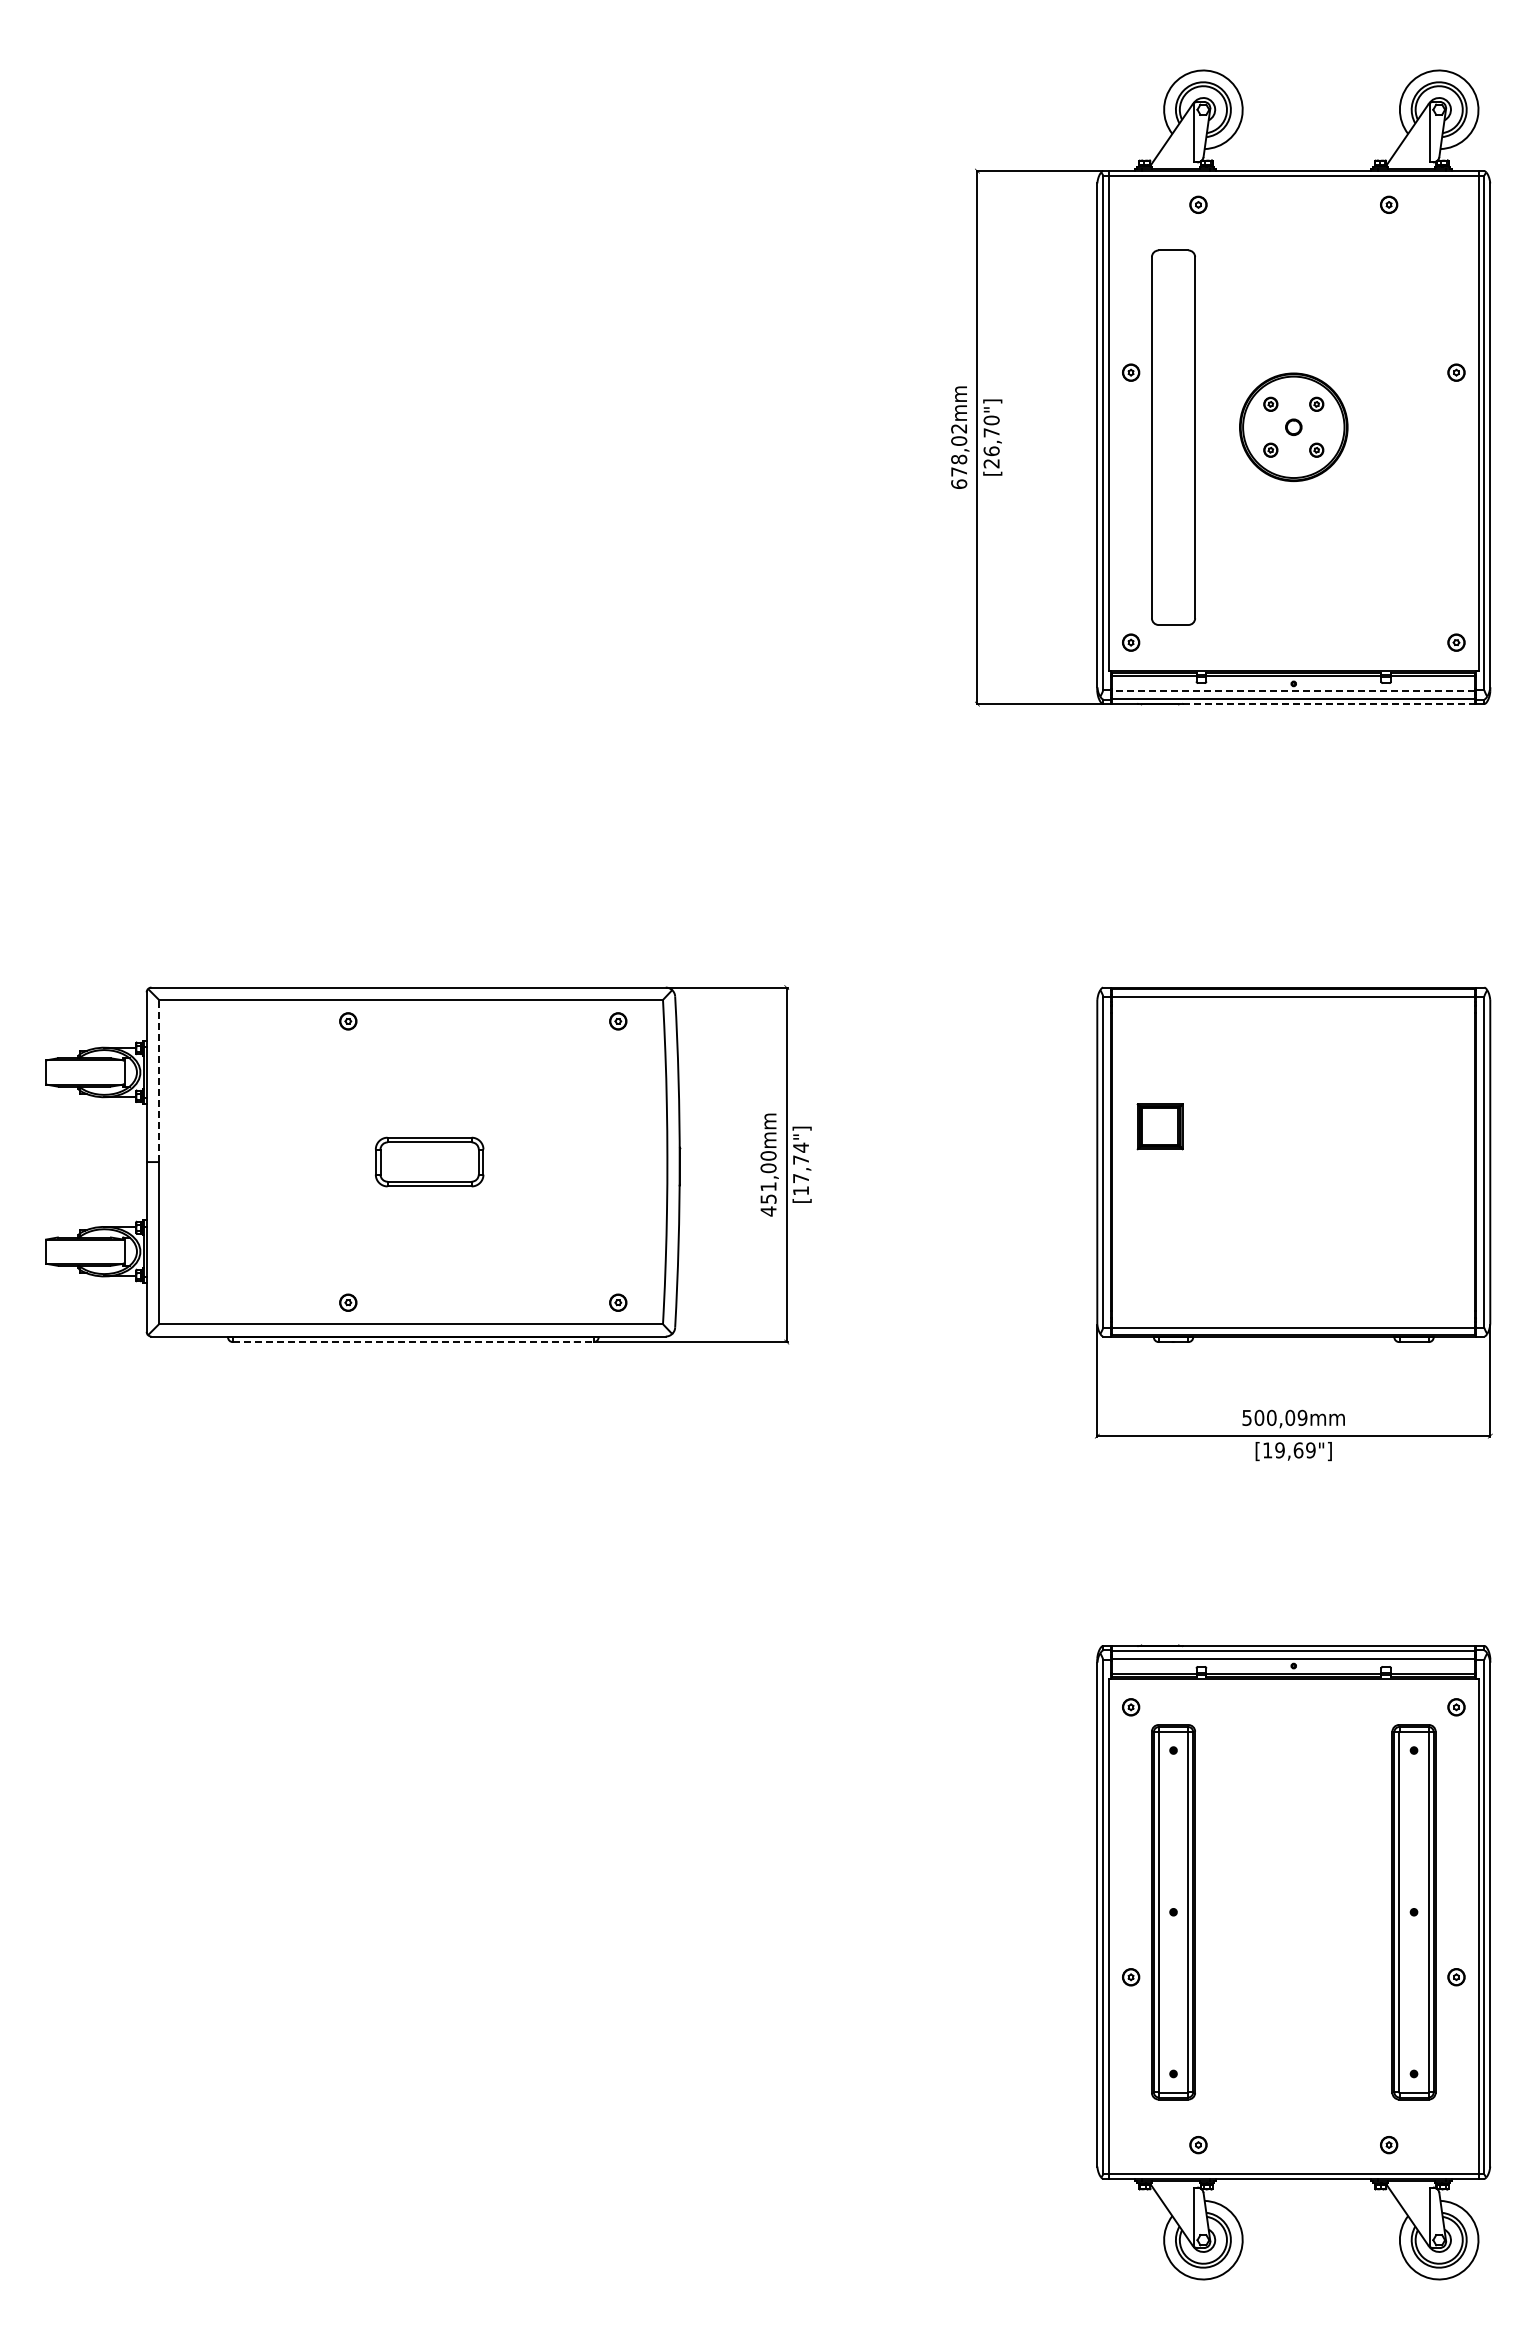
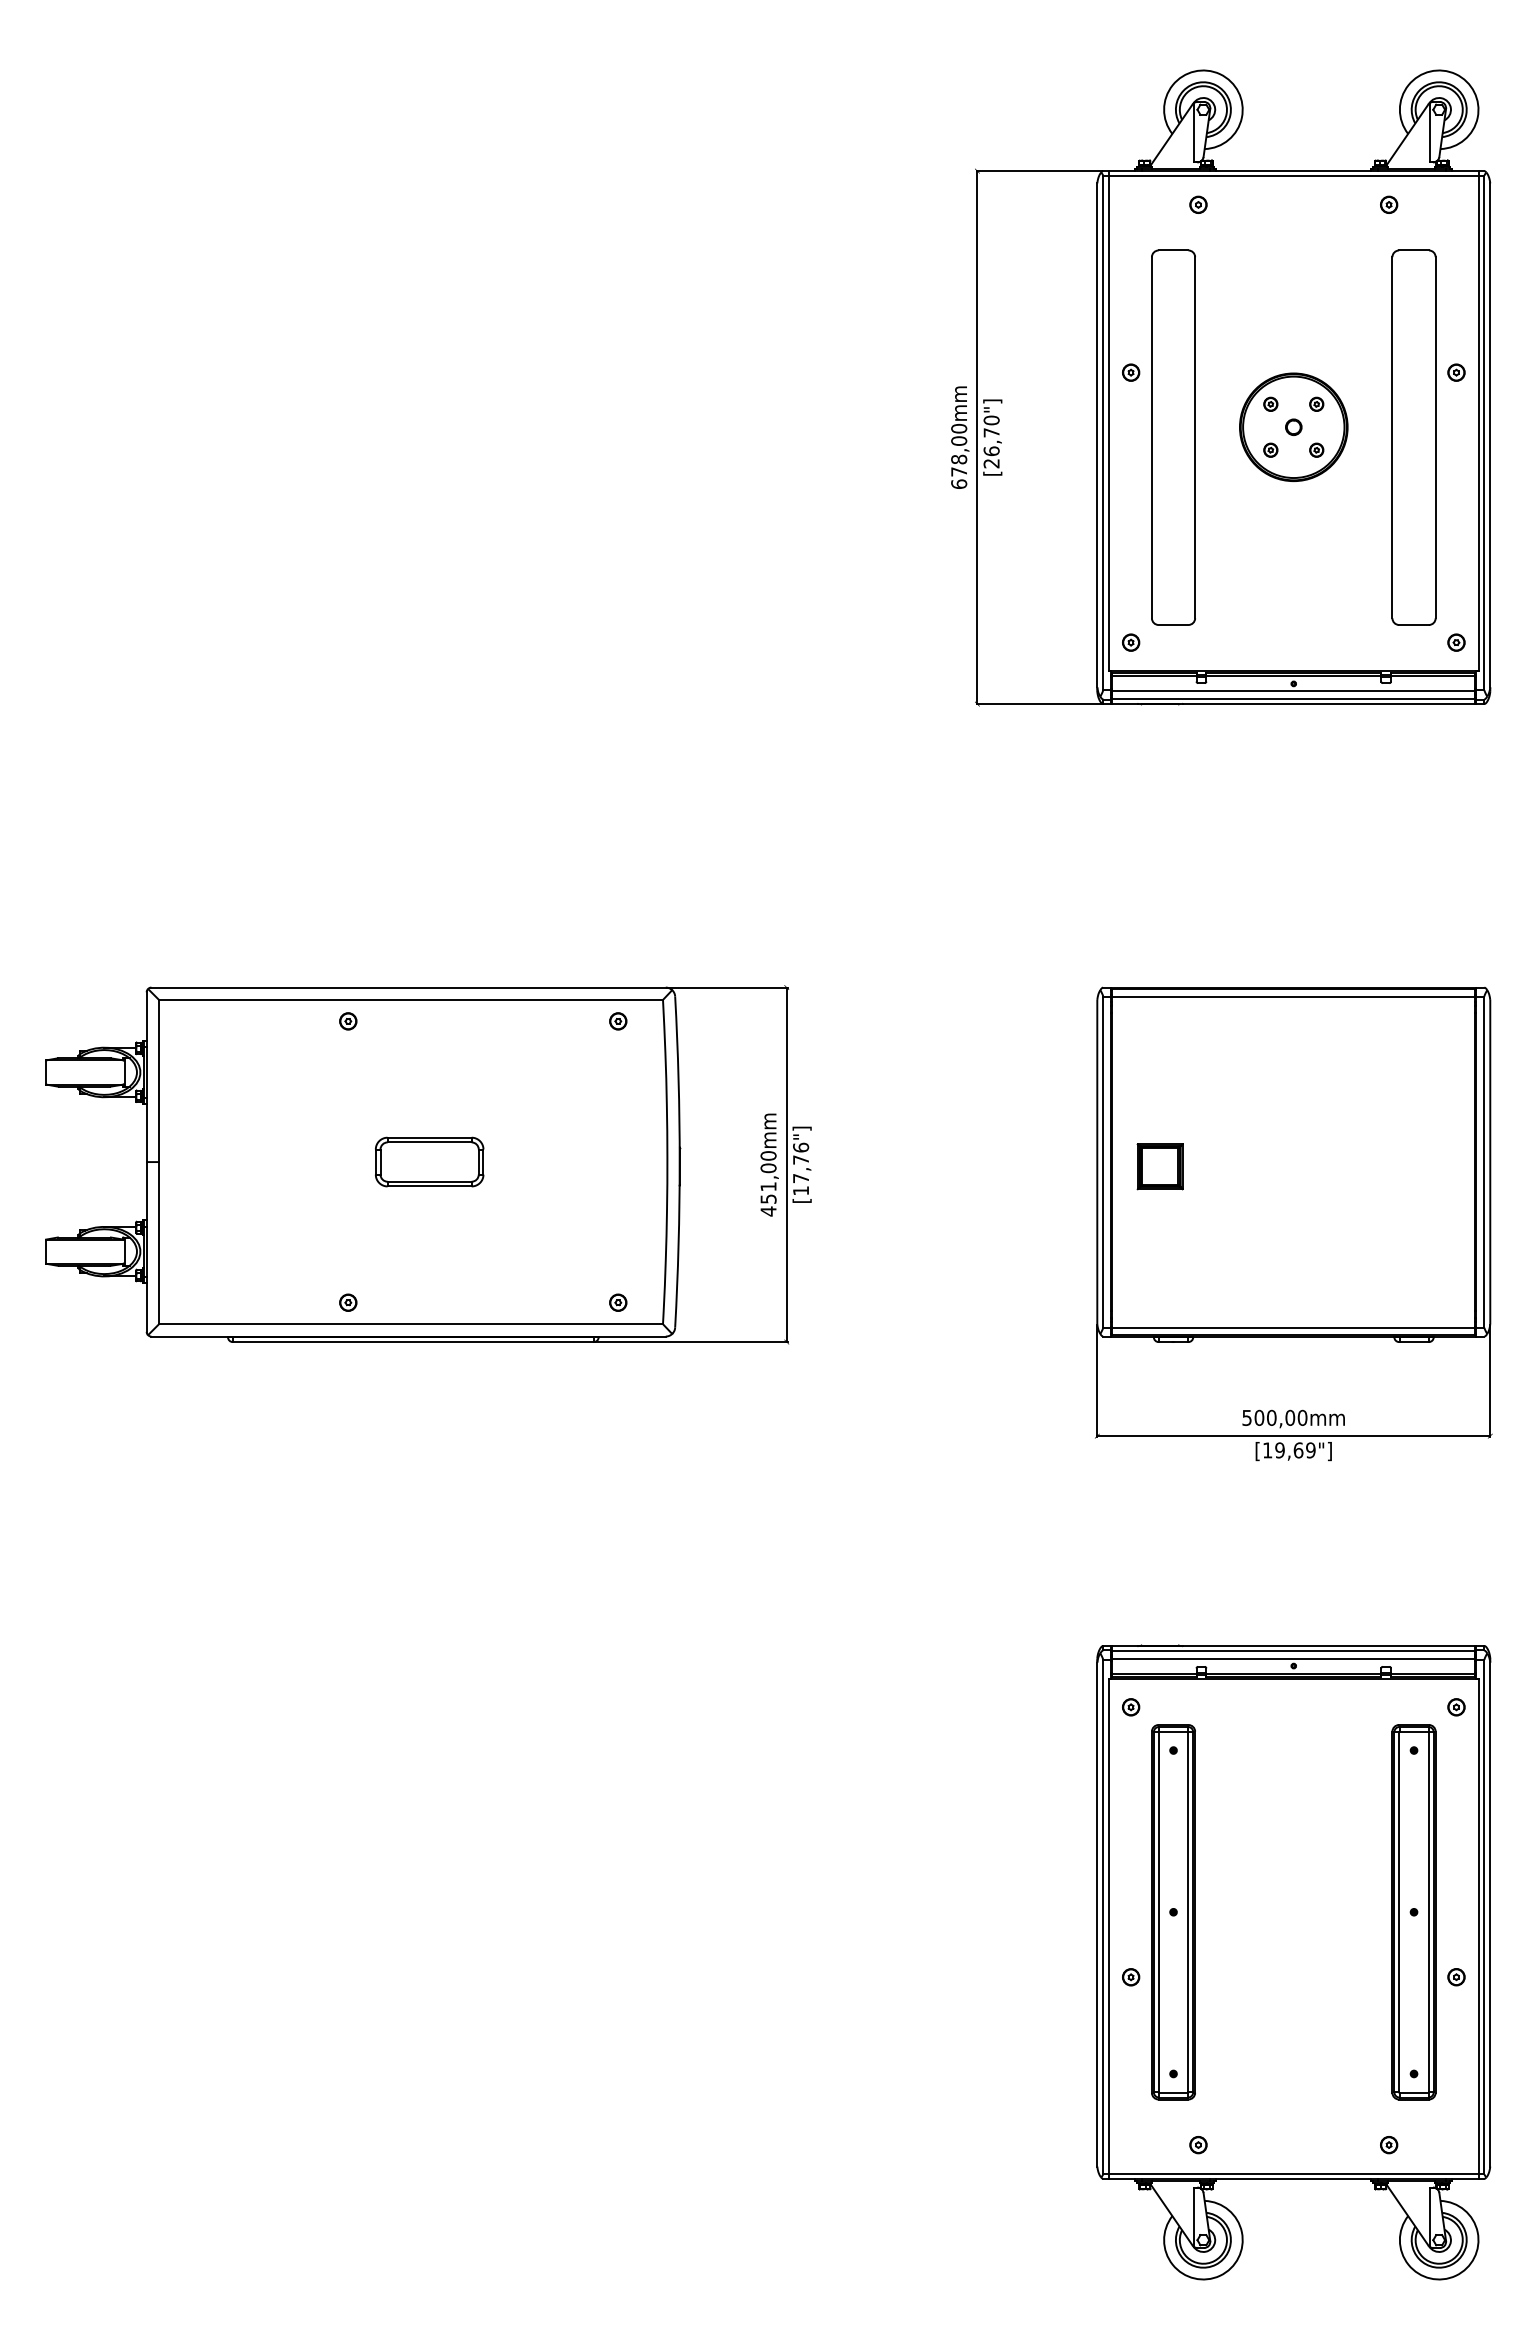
text: 678,02mm -> 678,00mm (959, 428)
part: none -> present (1413, 437)
line: dashed -> solid (1293, 690)
line: dashed -> solid (1329, 703)
line: dashed -> solid (159, 1080)
part position: (1159, 1126) -> (1159, 1166) (1159, 1166)
text: [17,74"] -> [17,76"] (801, 1147)
line: dashed -> solid (413, 1342)
text: 500,09mm -> 500,00mm (1302, 1417)
